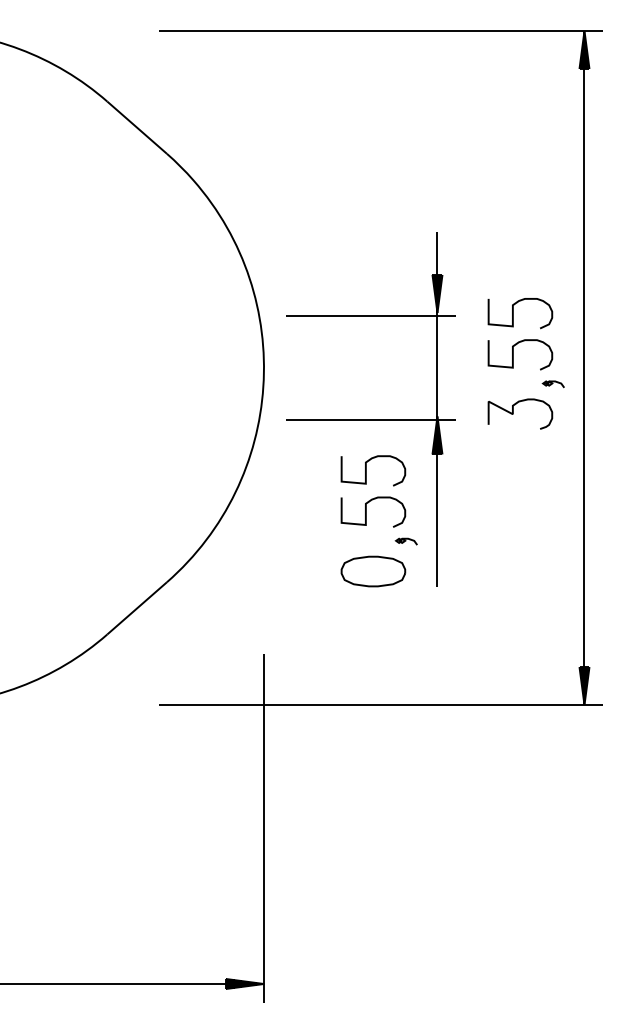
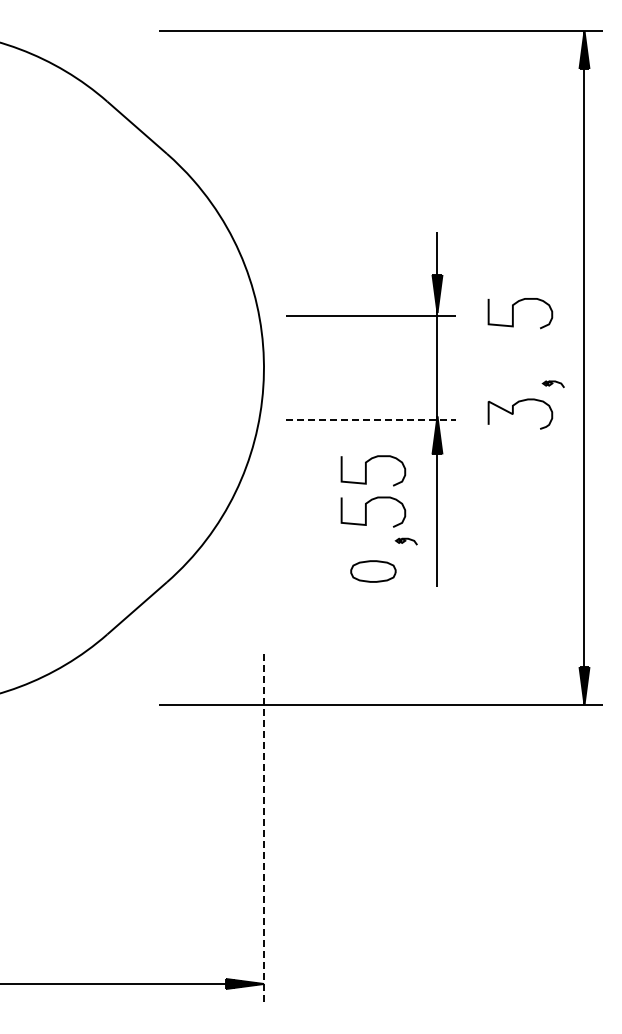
curve: present -> none (513, 354)
line: solid -> dashed (371, 420)
part size: 67x33 px -> 47x23 px (373, 571)
line: solid -> dashed (264, 828)
